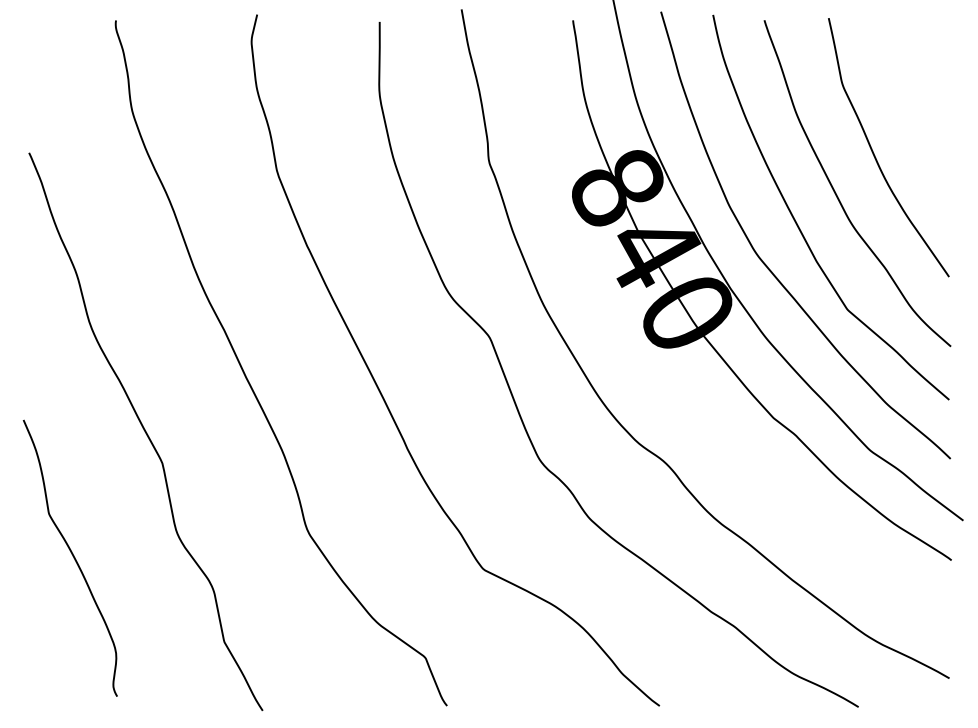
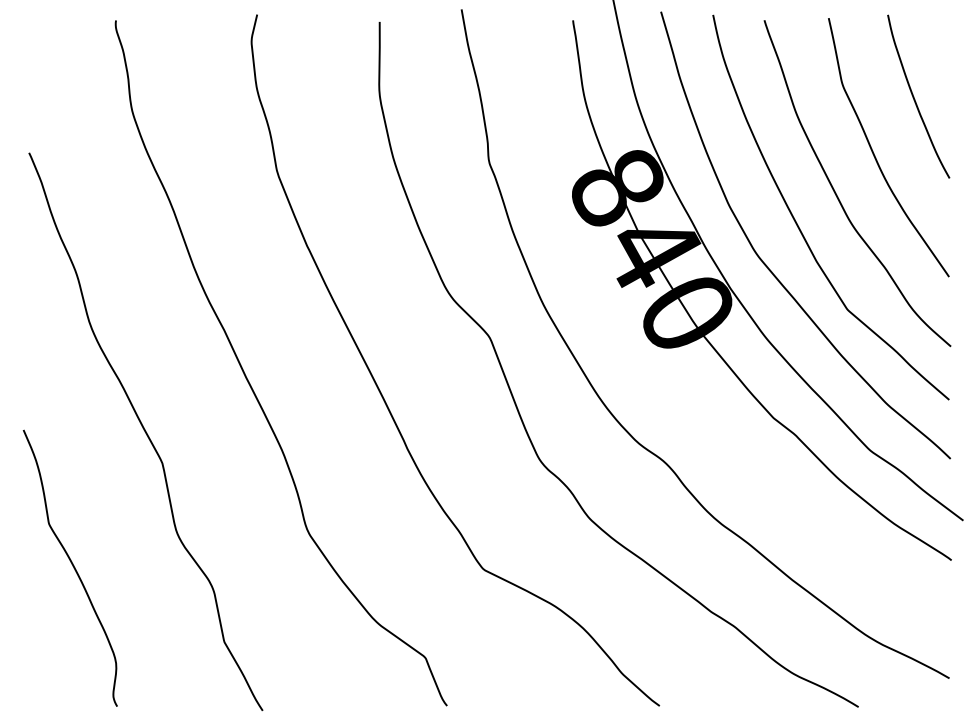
curve: none -> present (914, 96)
curve position: (72, 556) -> (72, 566) (72, 566)
